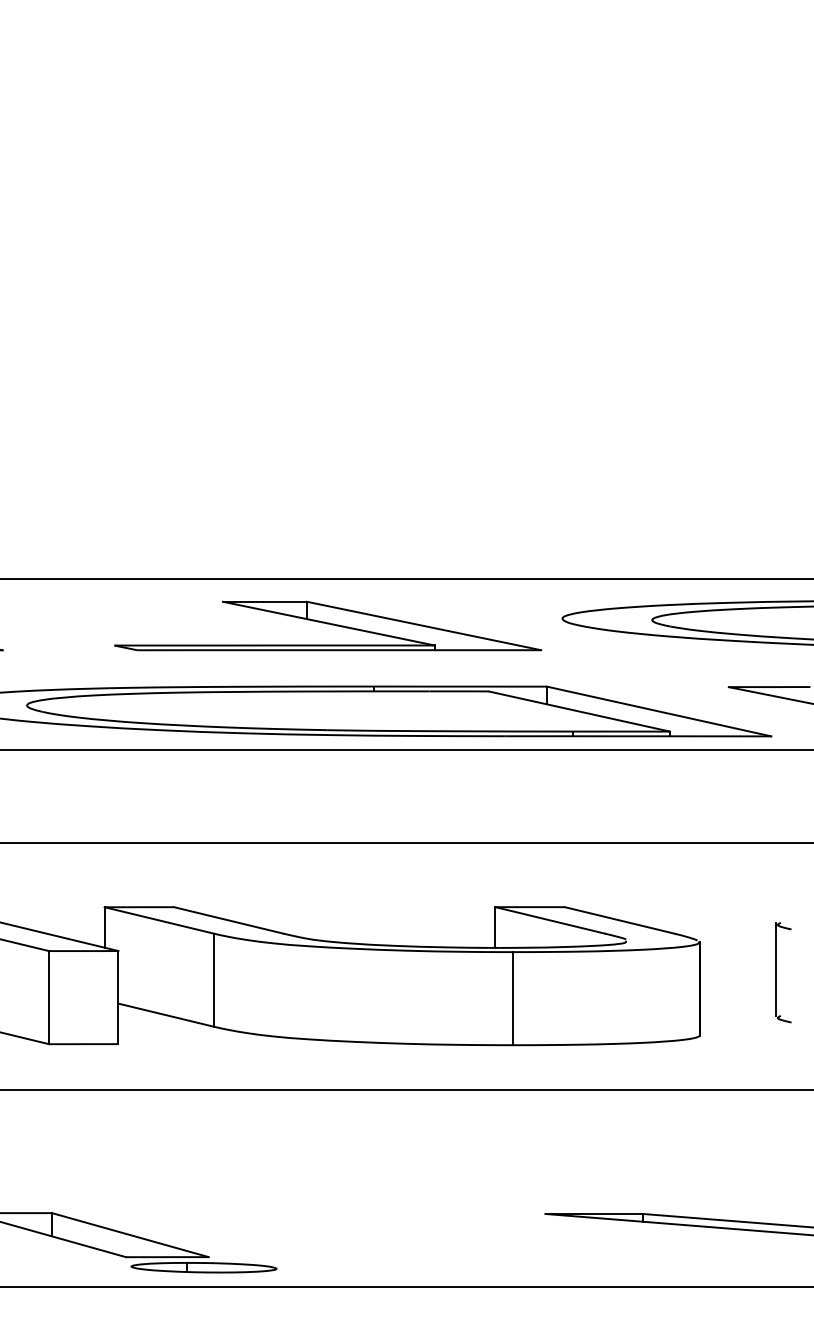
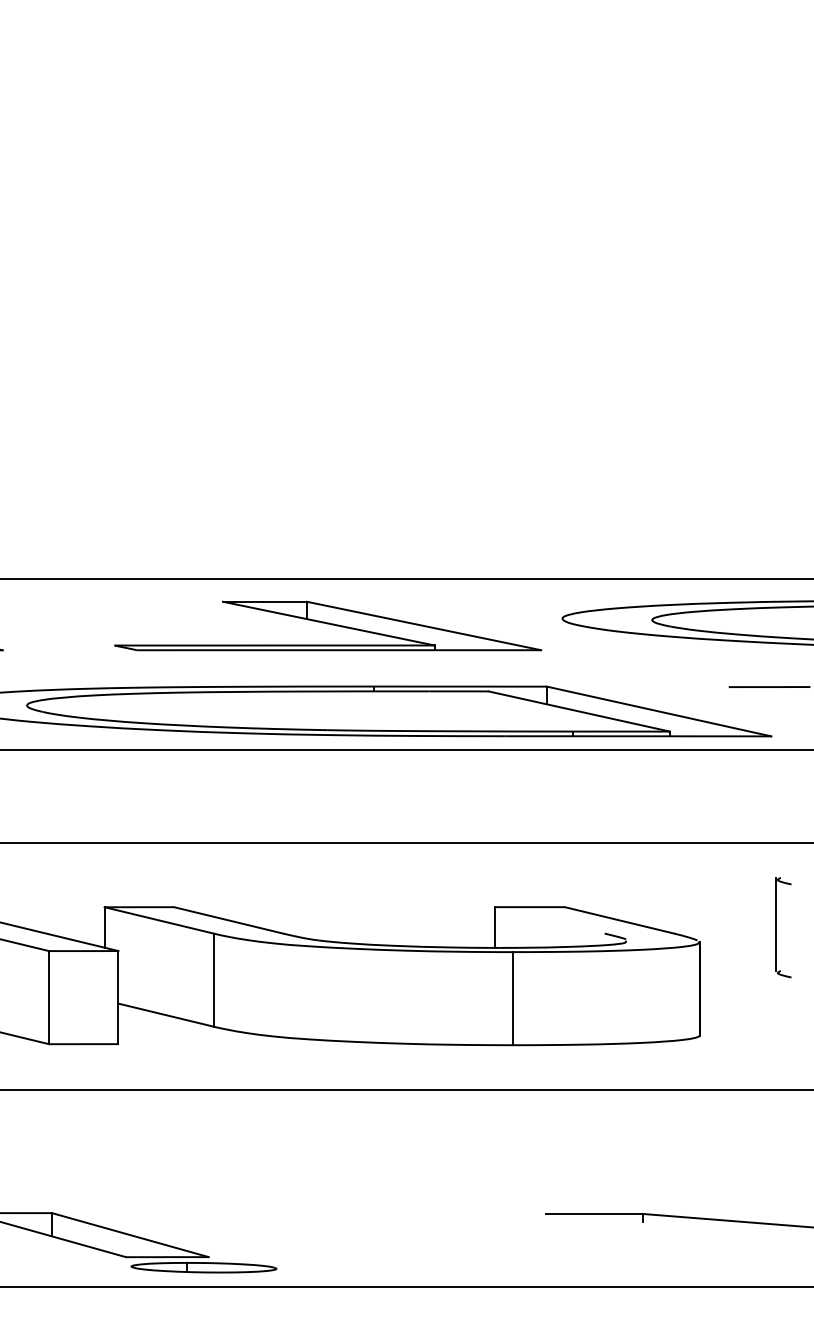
line: present -> none (769, 695)
line: present -> none (549, 920)
part position: (776, 972) -> (776, 927) (776, 927)
line: present -> none (677, 1224)
